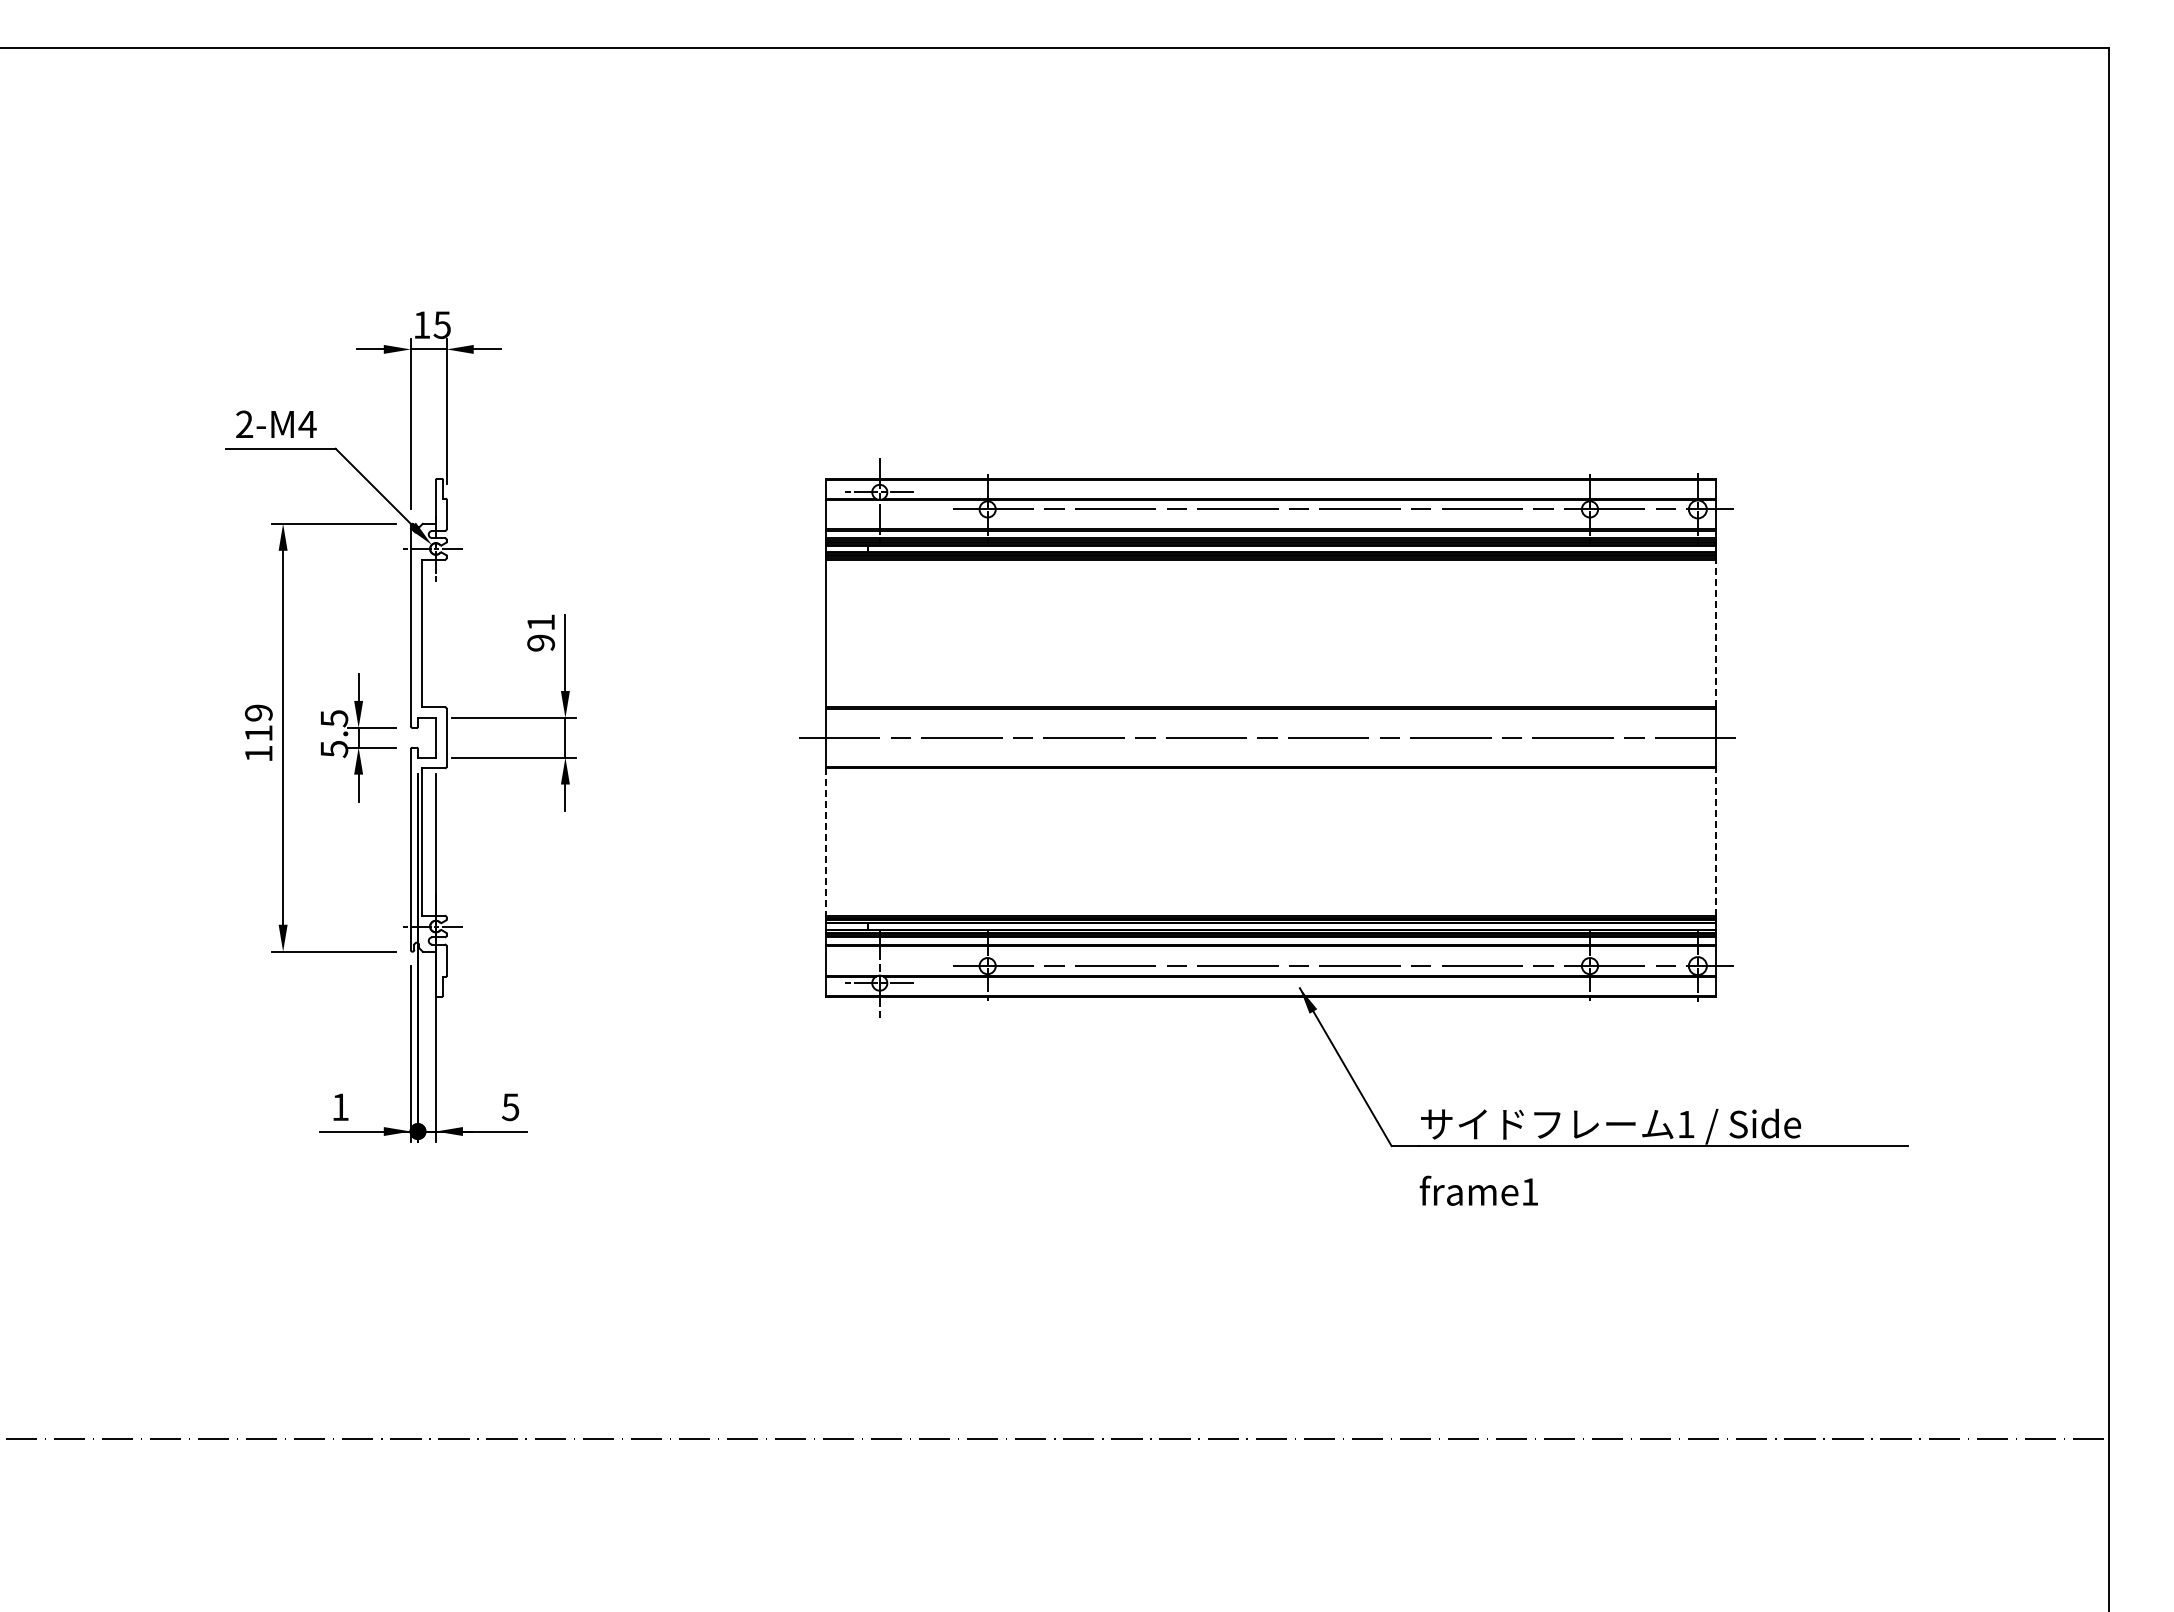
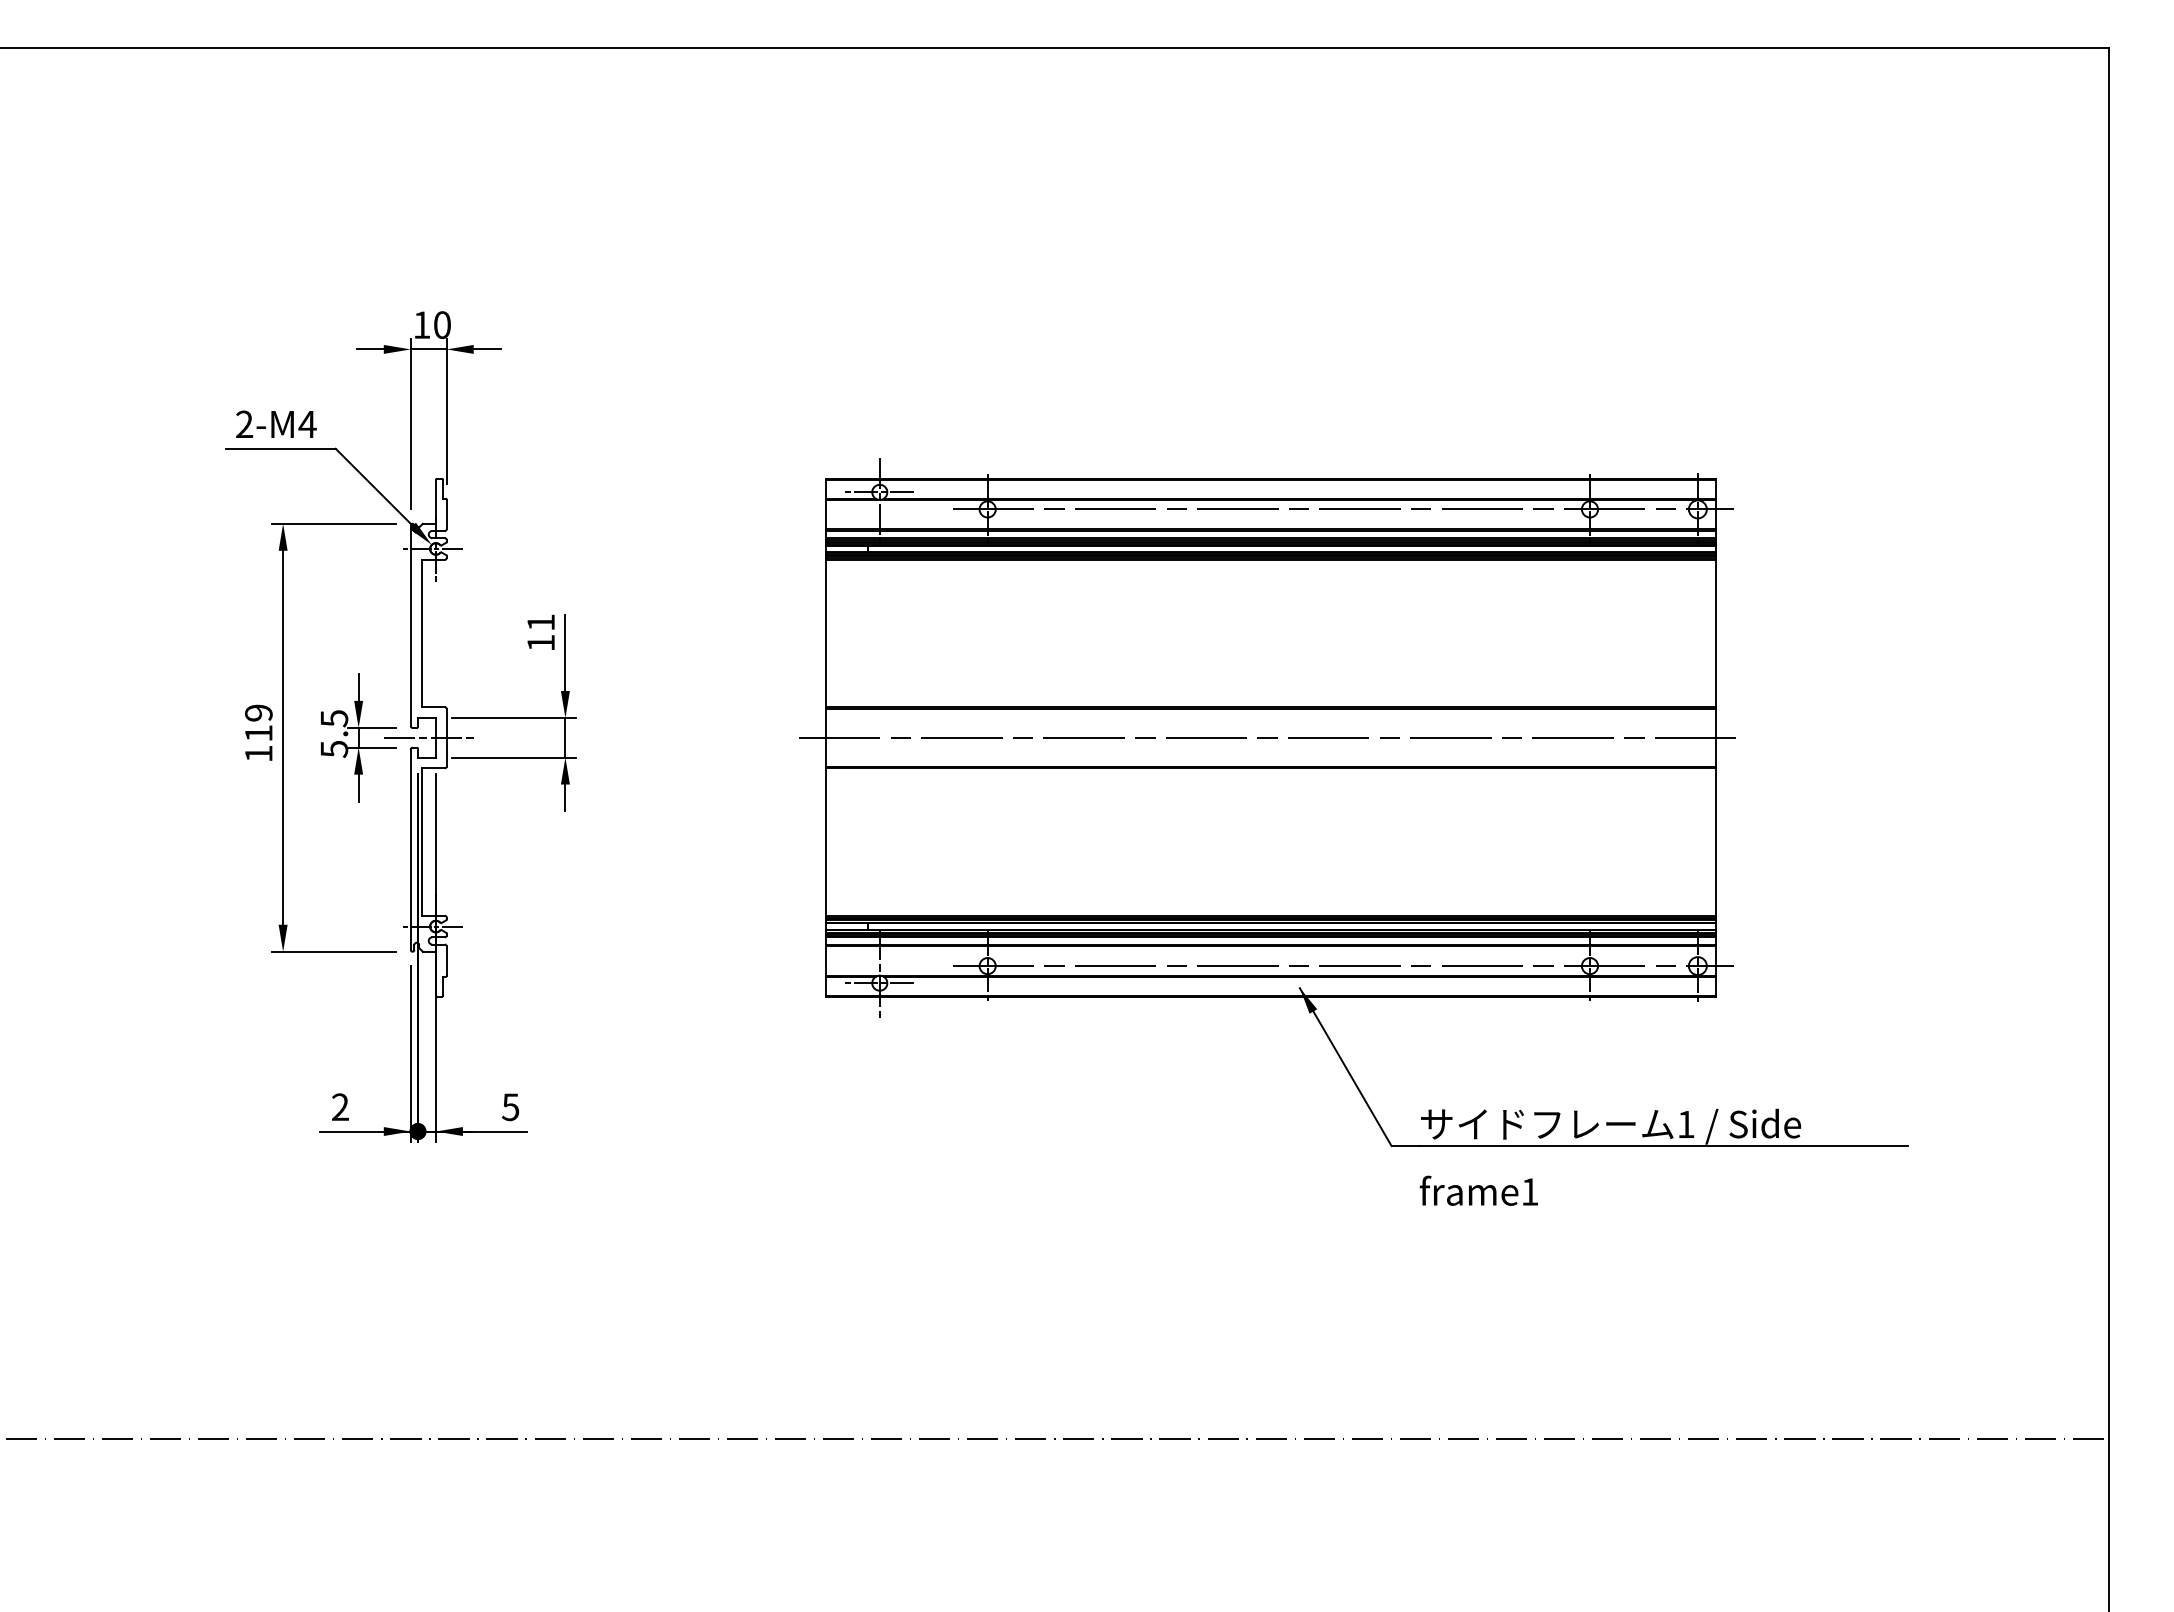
text: 15 -> 10 (441, 324)
line: dashed -> solid (1715, 633)
text: 91 -> 11 (541, 642)
line: none -> present (428, 737)
line: dashed -> solid (825, 842)
line: dashed -> solid (1715, 842)
text: 1 -> 2 (340, 1106)
